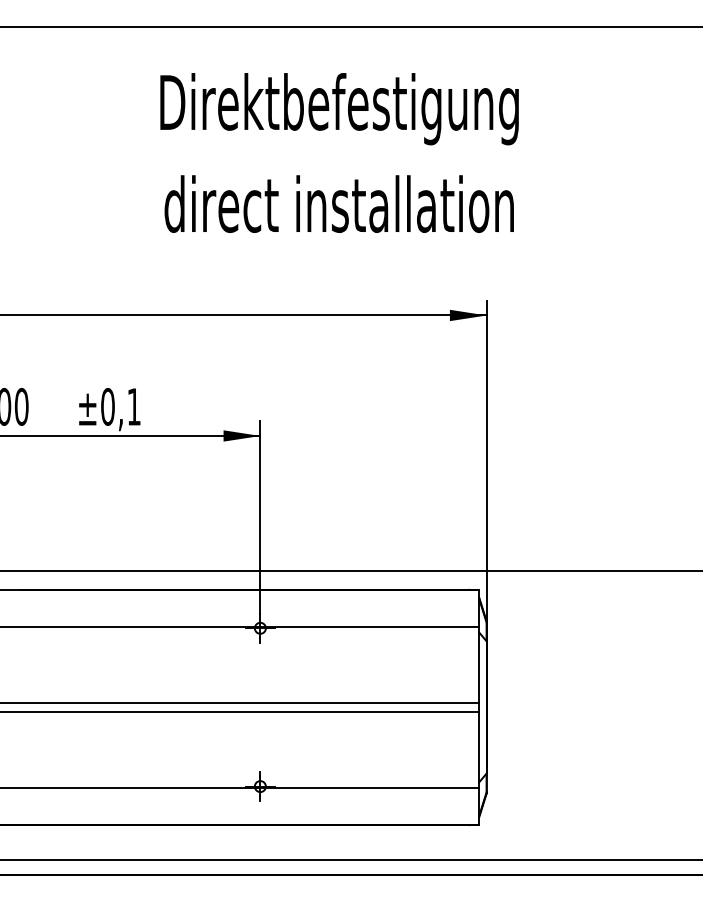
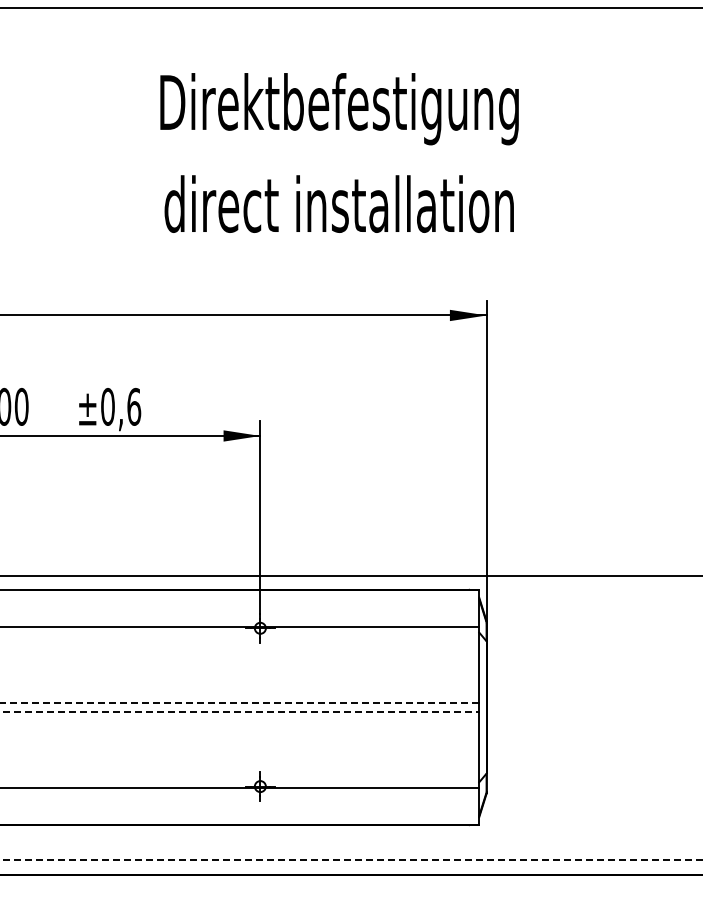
line position: (350, 27) -> (350, 8) (350, 8)
text: ±0,1 -> ±0,6 (134, 406)
line position: (350, 571) -> (350, 576) (350, 576)
line: solid -> dashed (239, 702)
line: solid -> dashed (240, 712)
line: solid -> dashed (351, 860)
